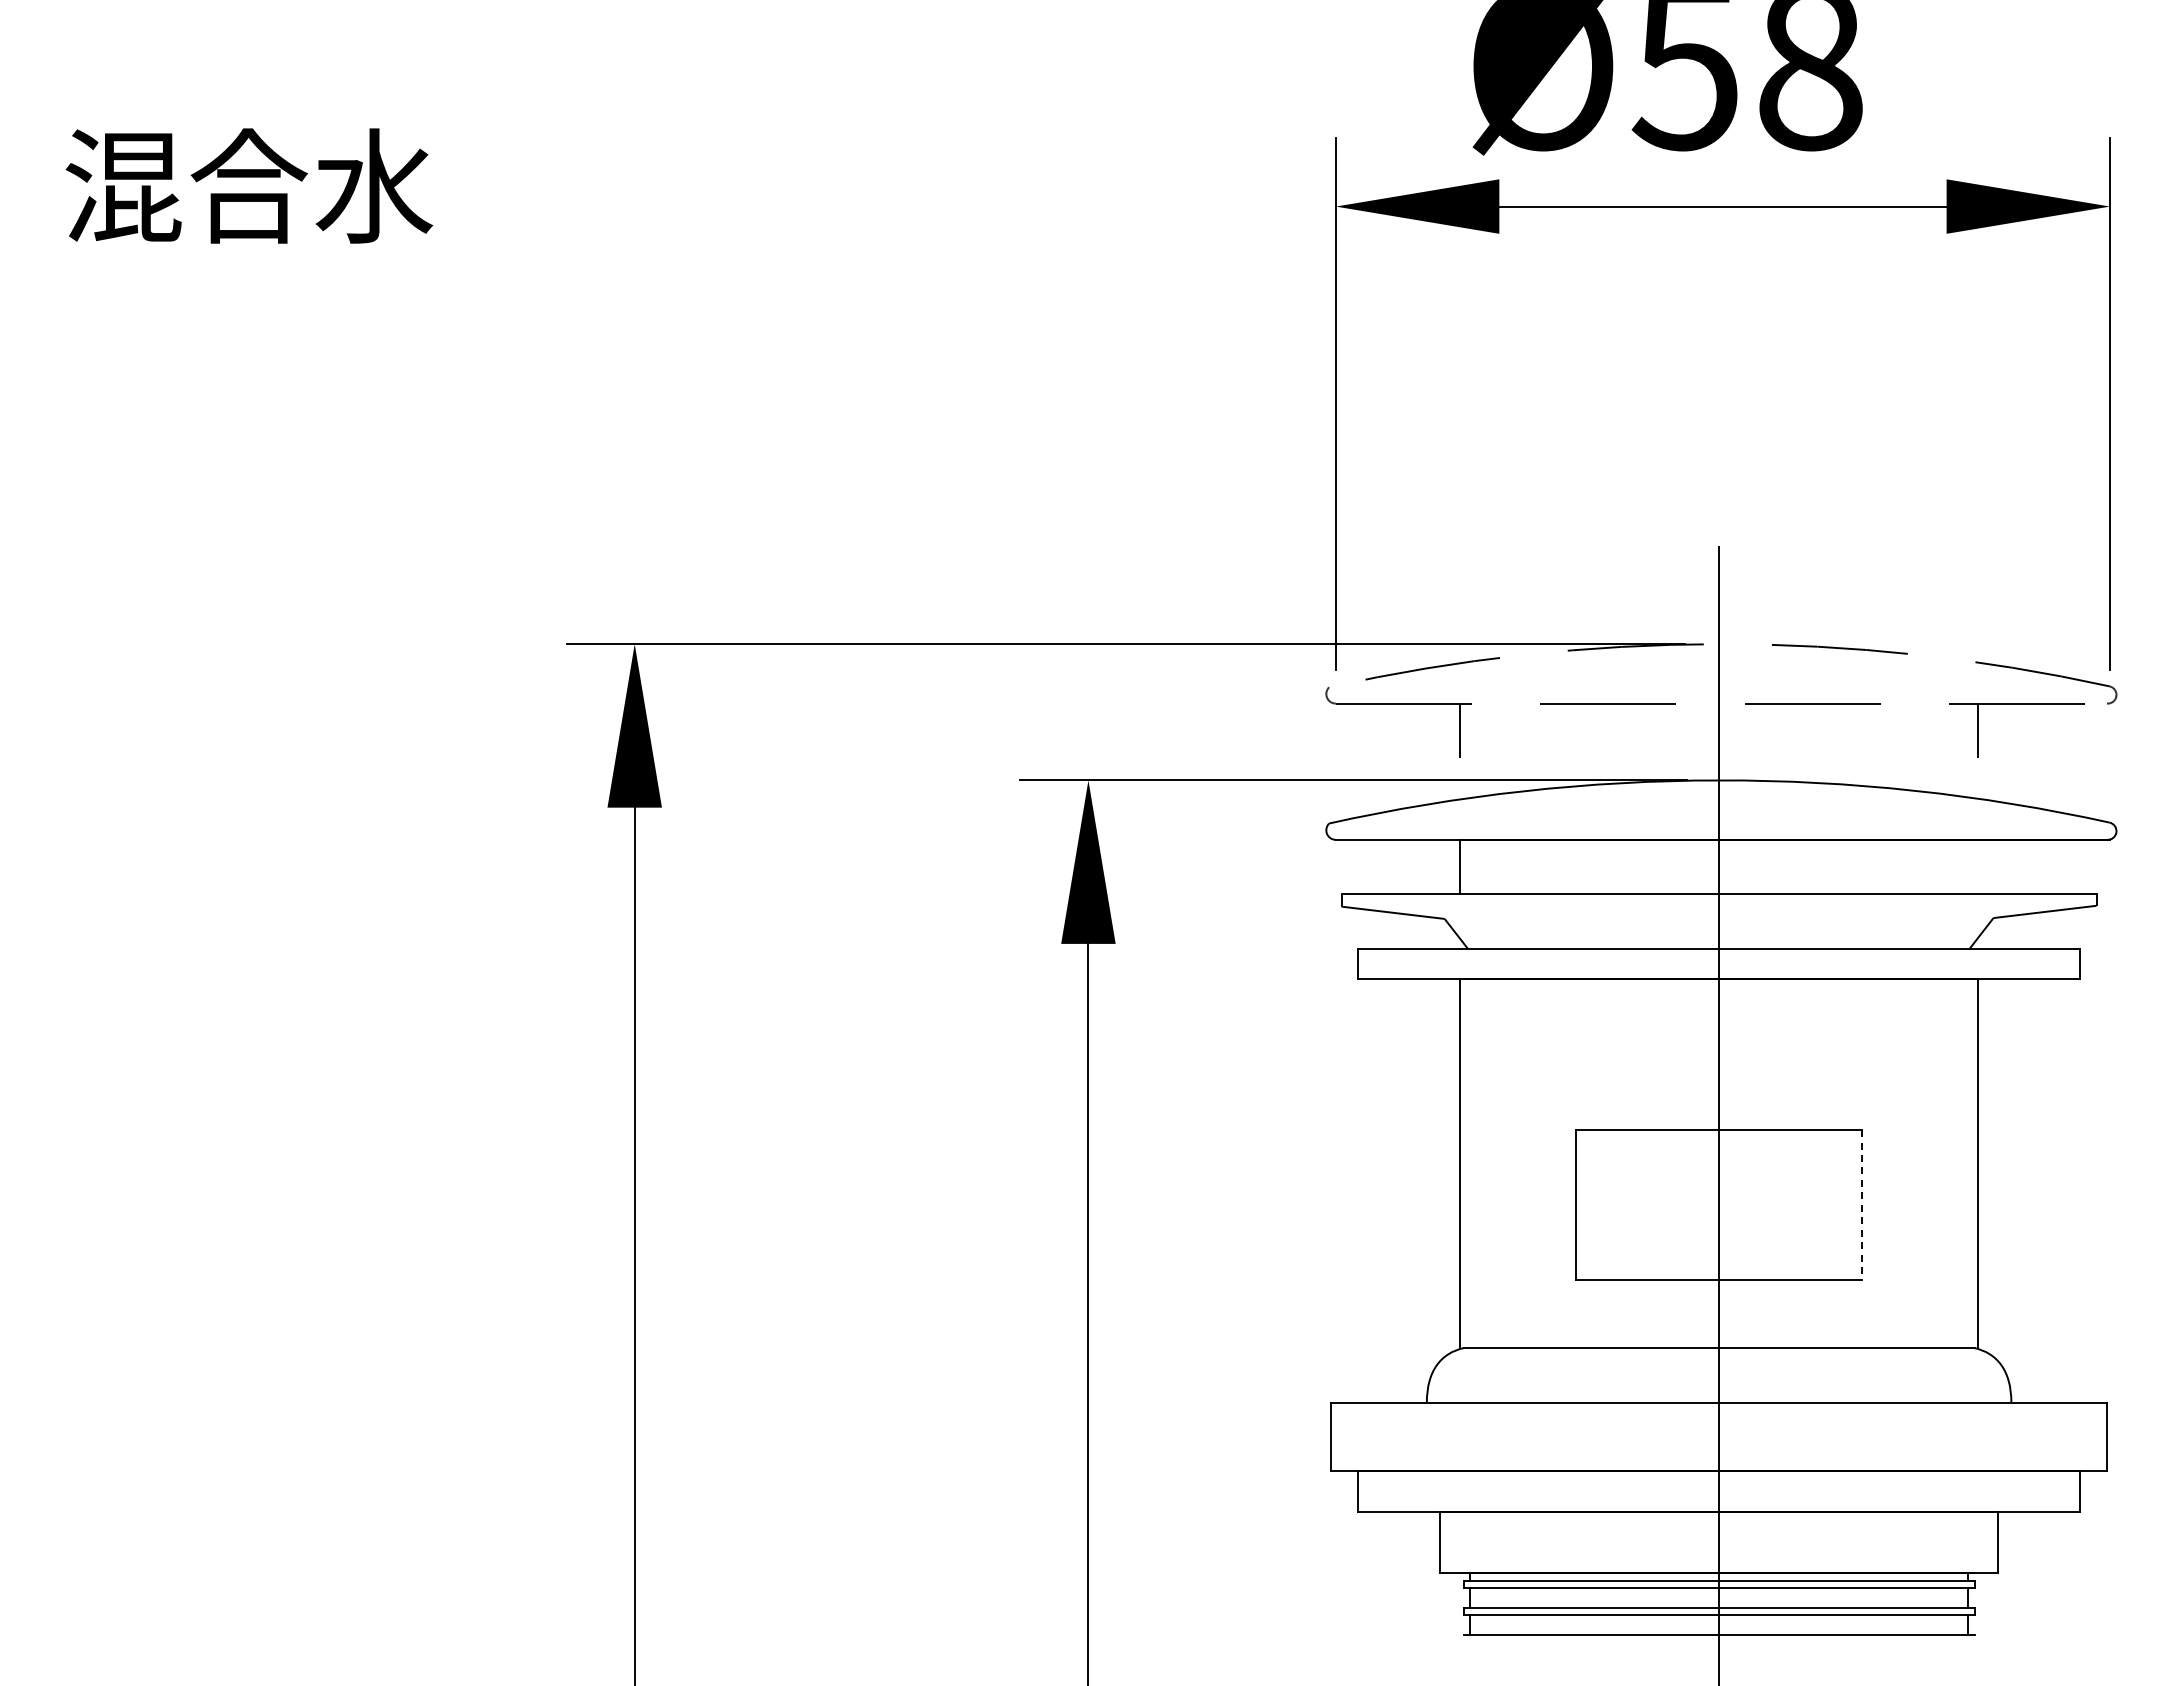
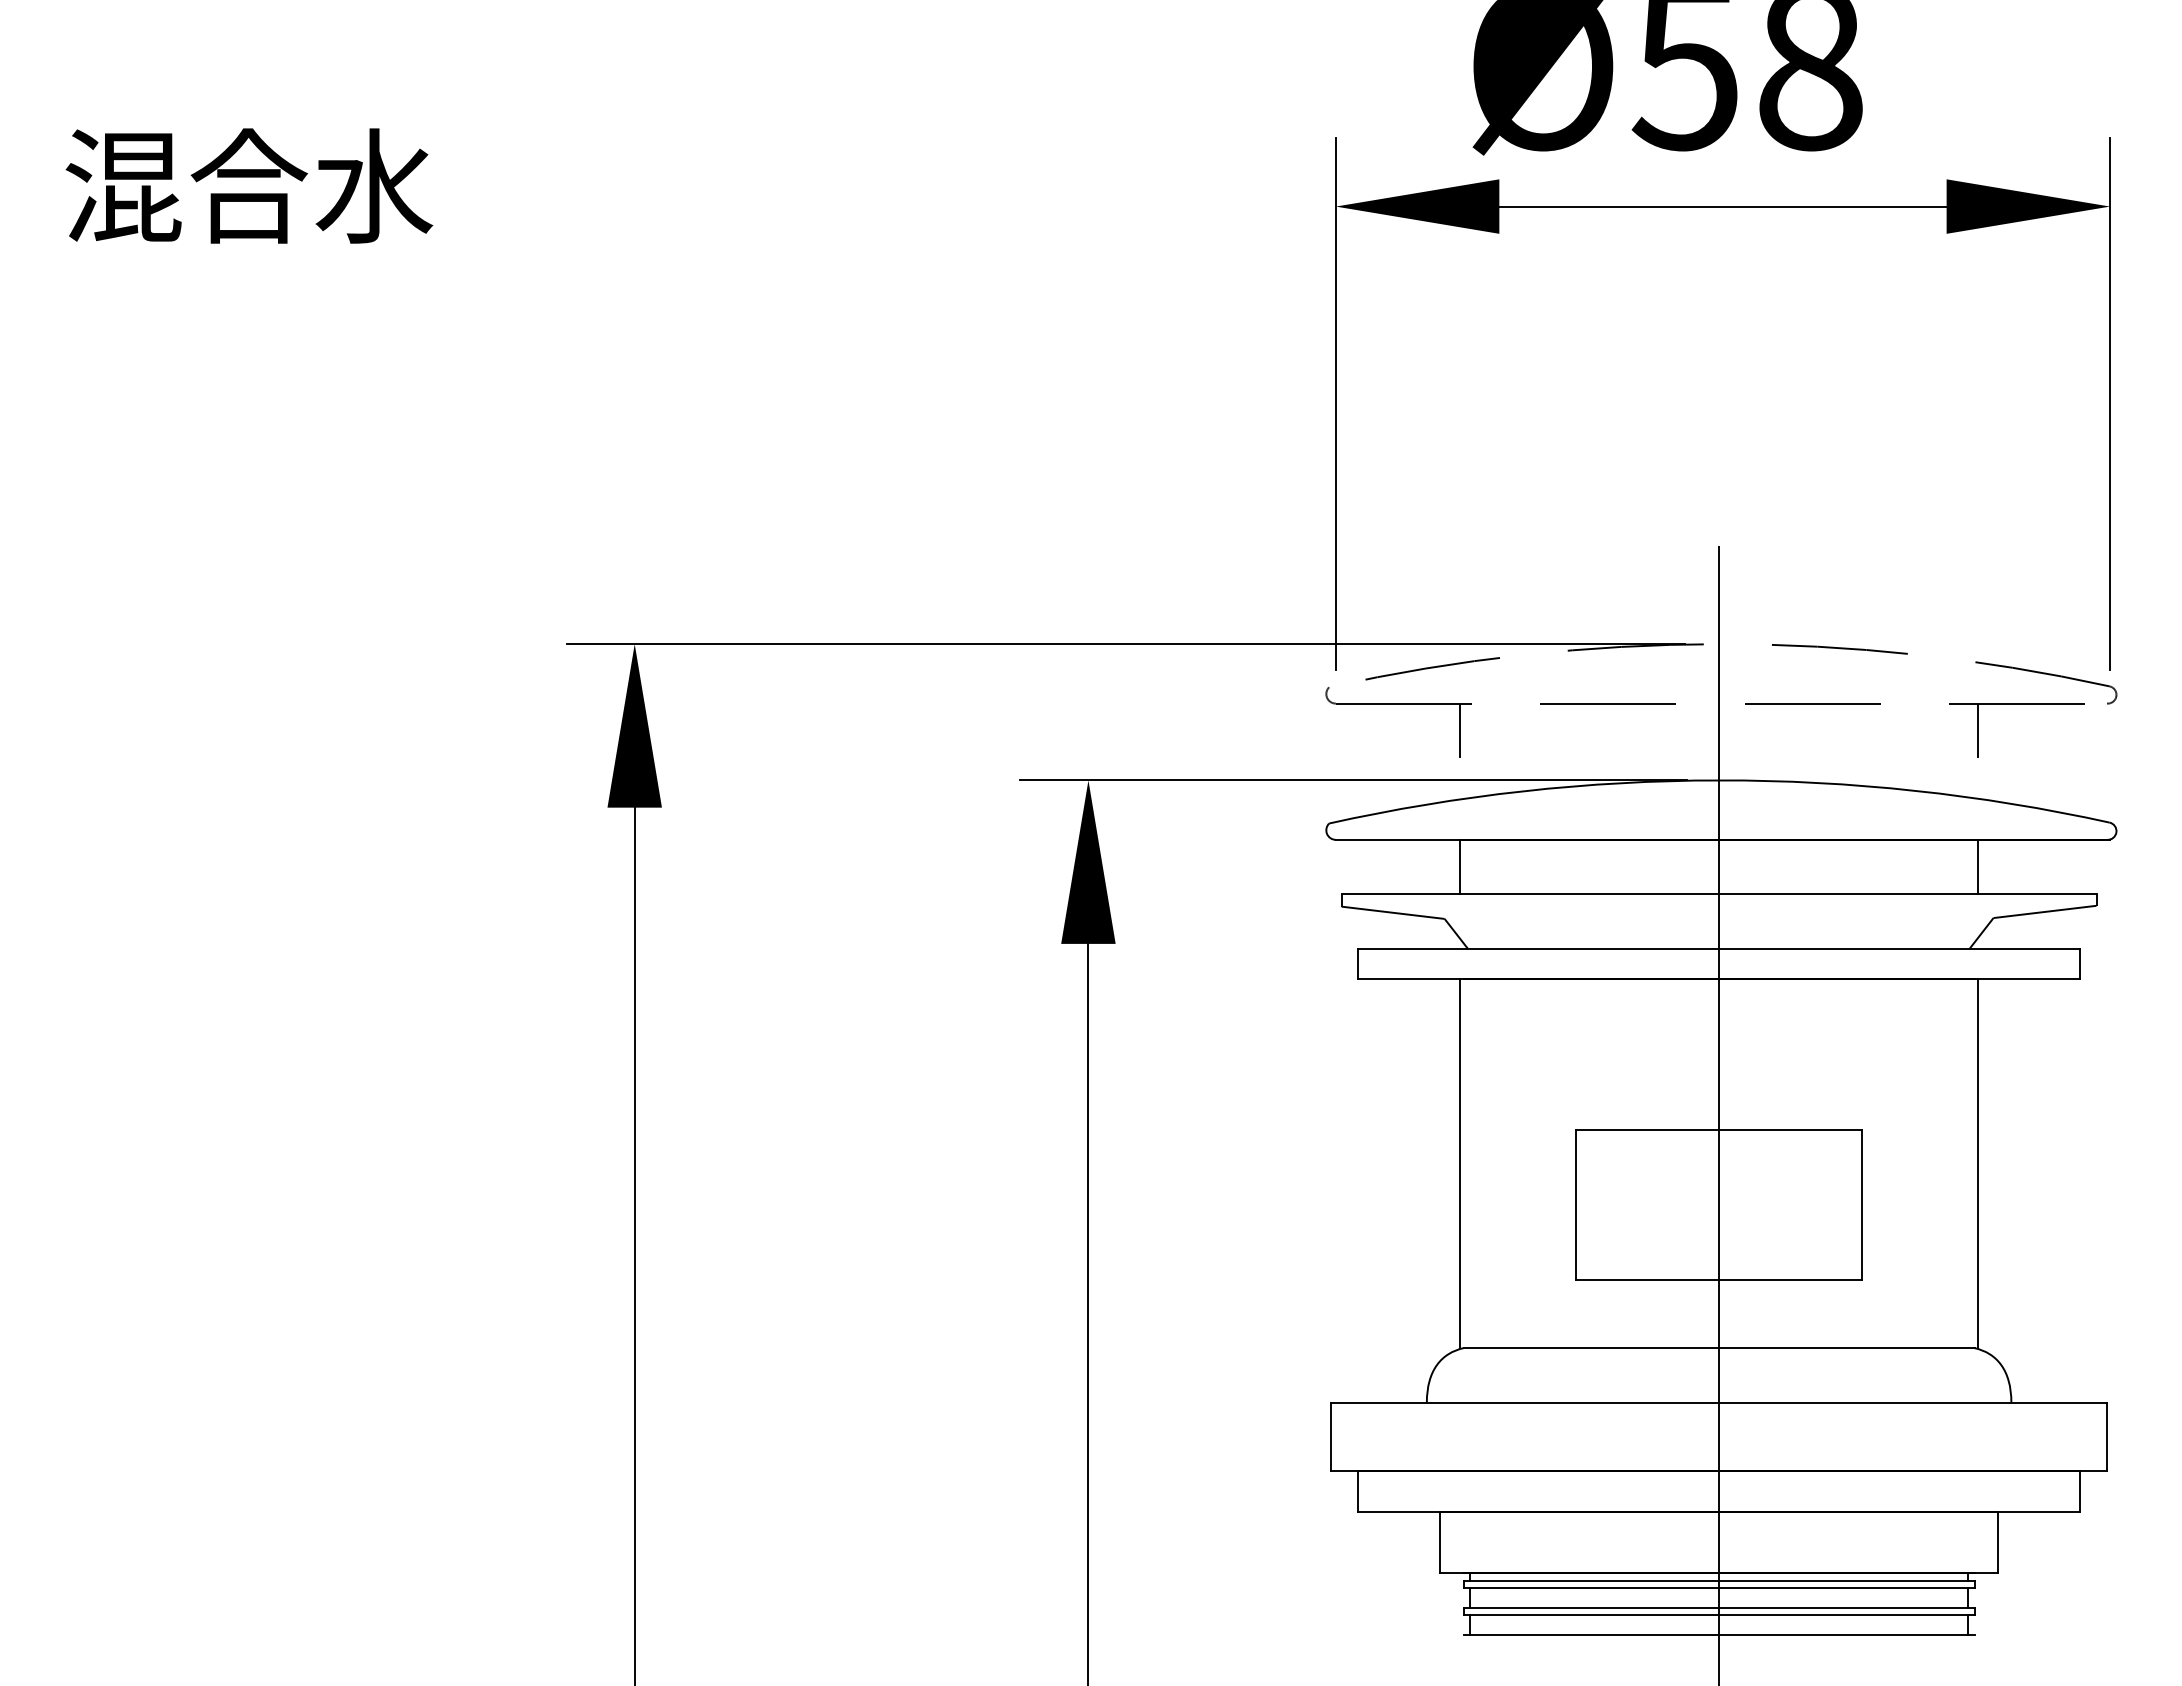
line: none -> present (1977, 866)
line: dashed -> solid (1862, 1205)
